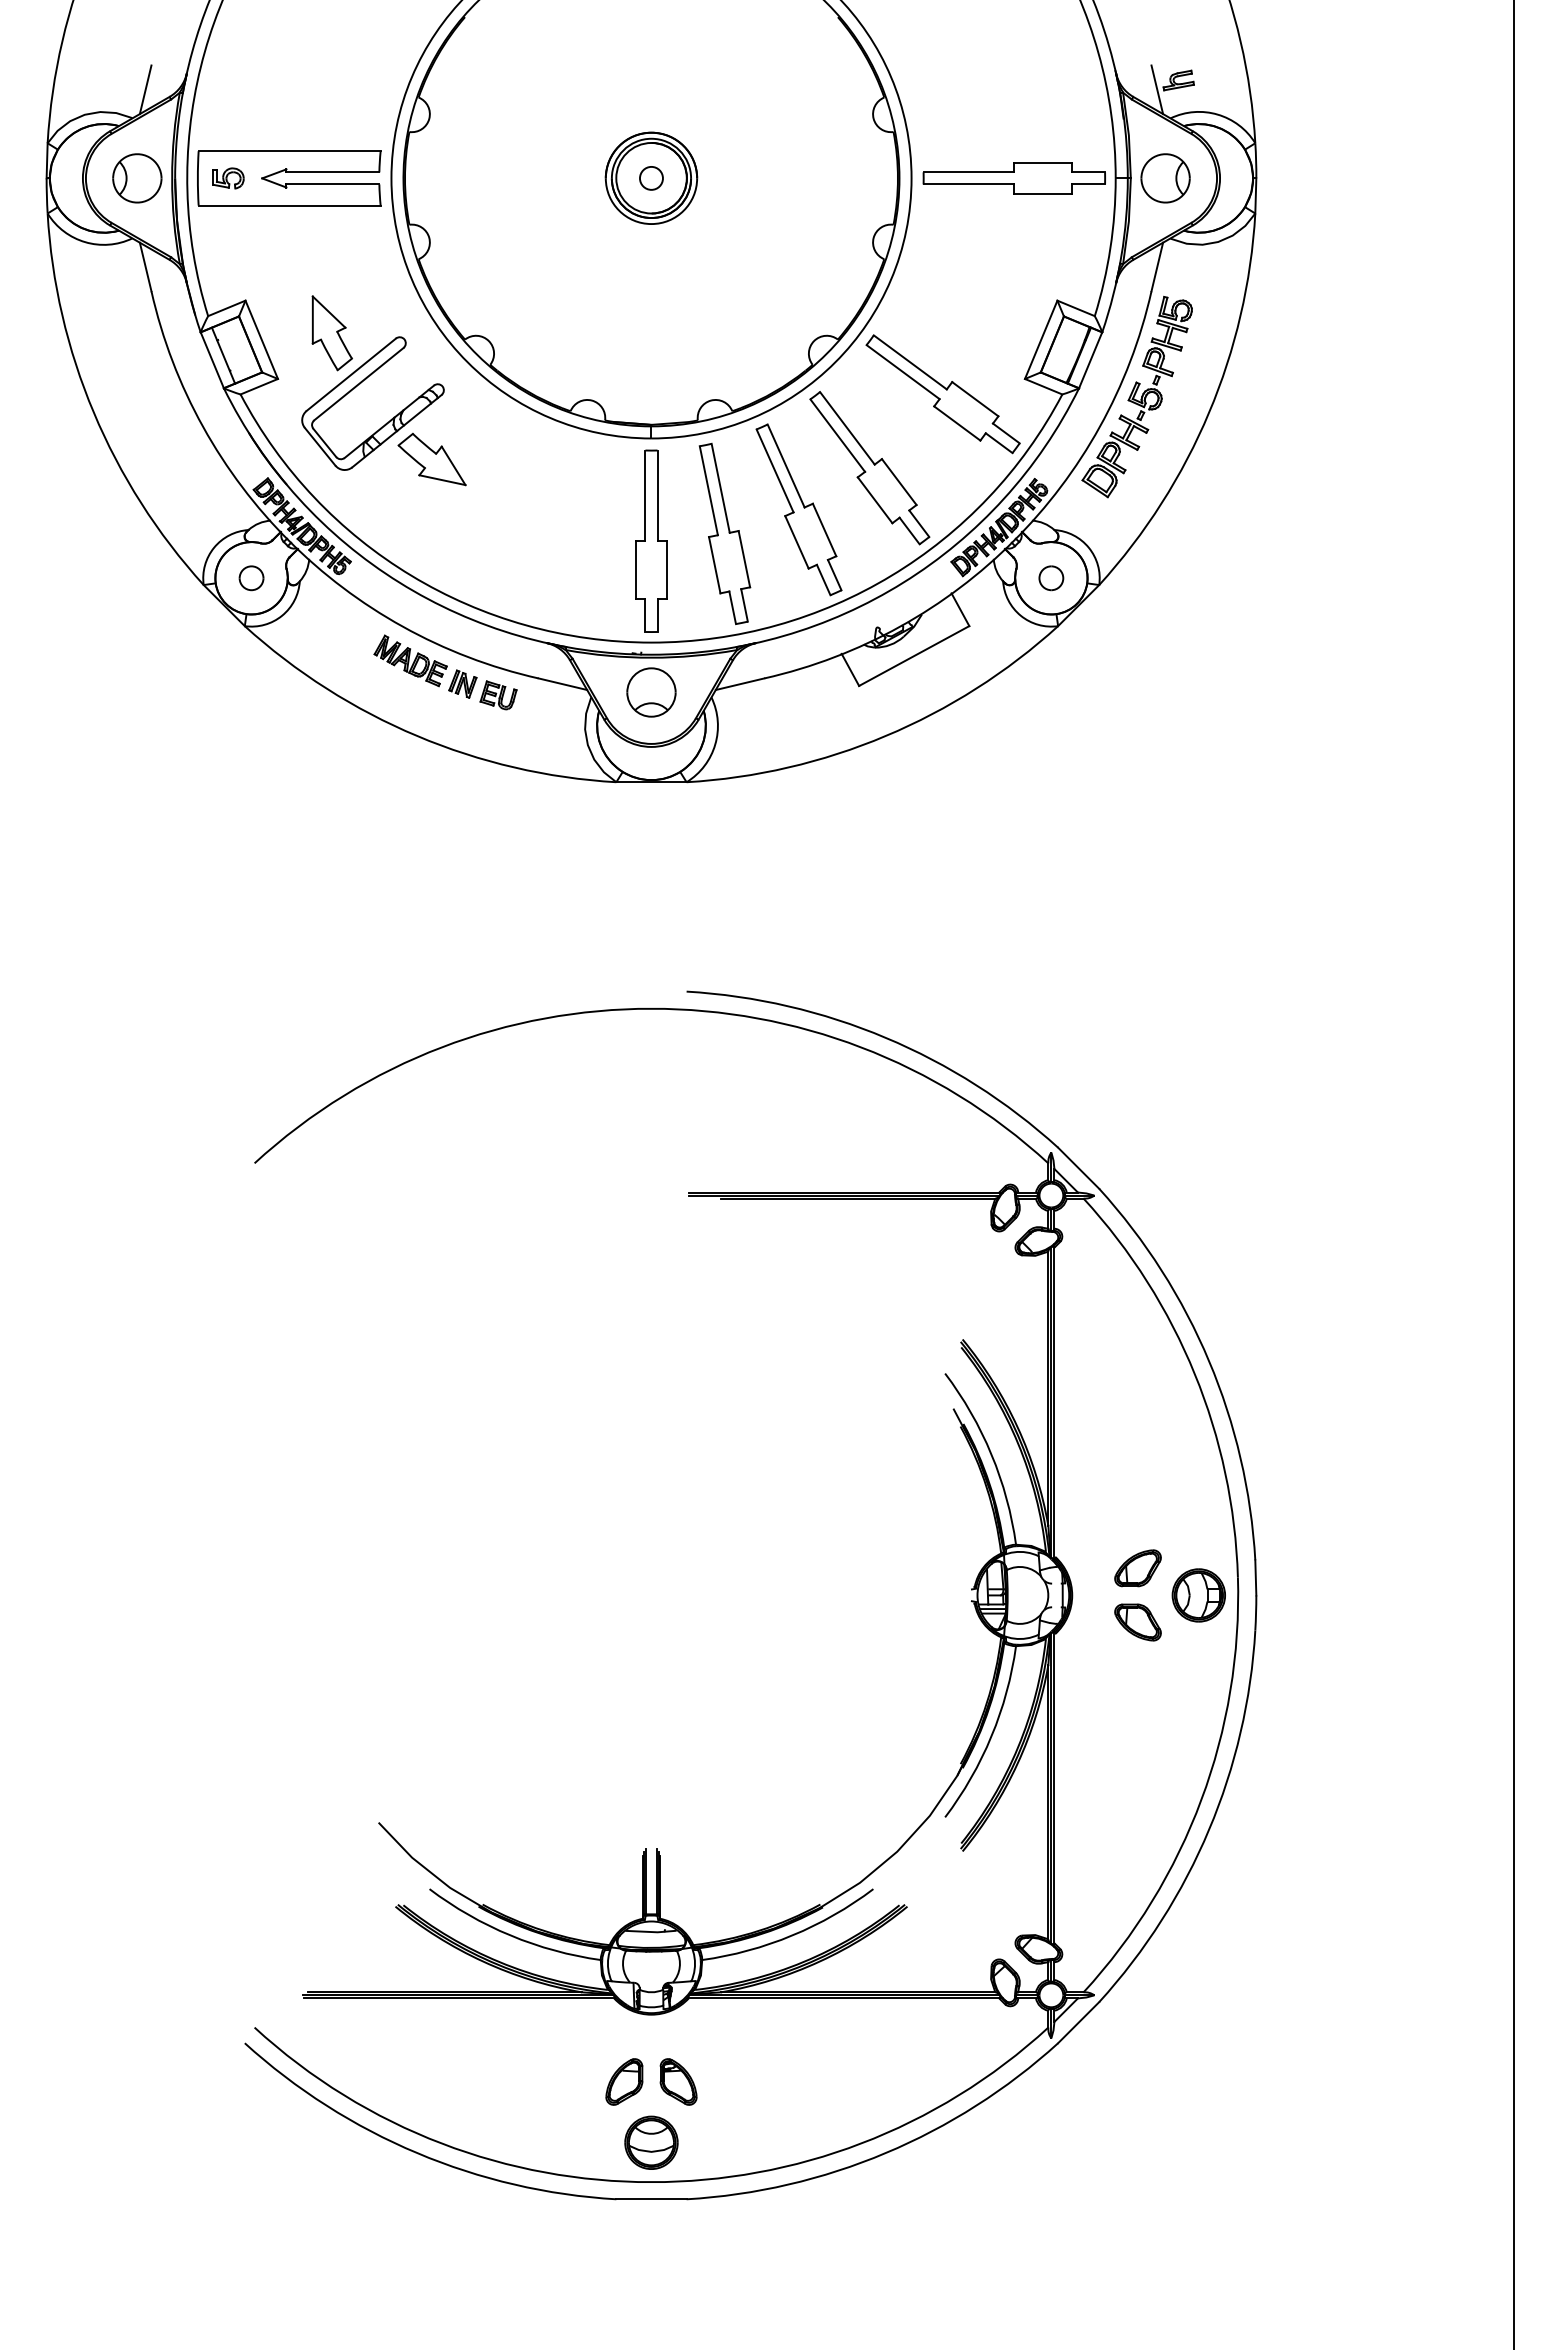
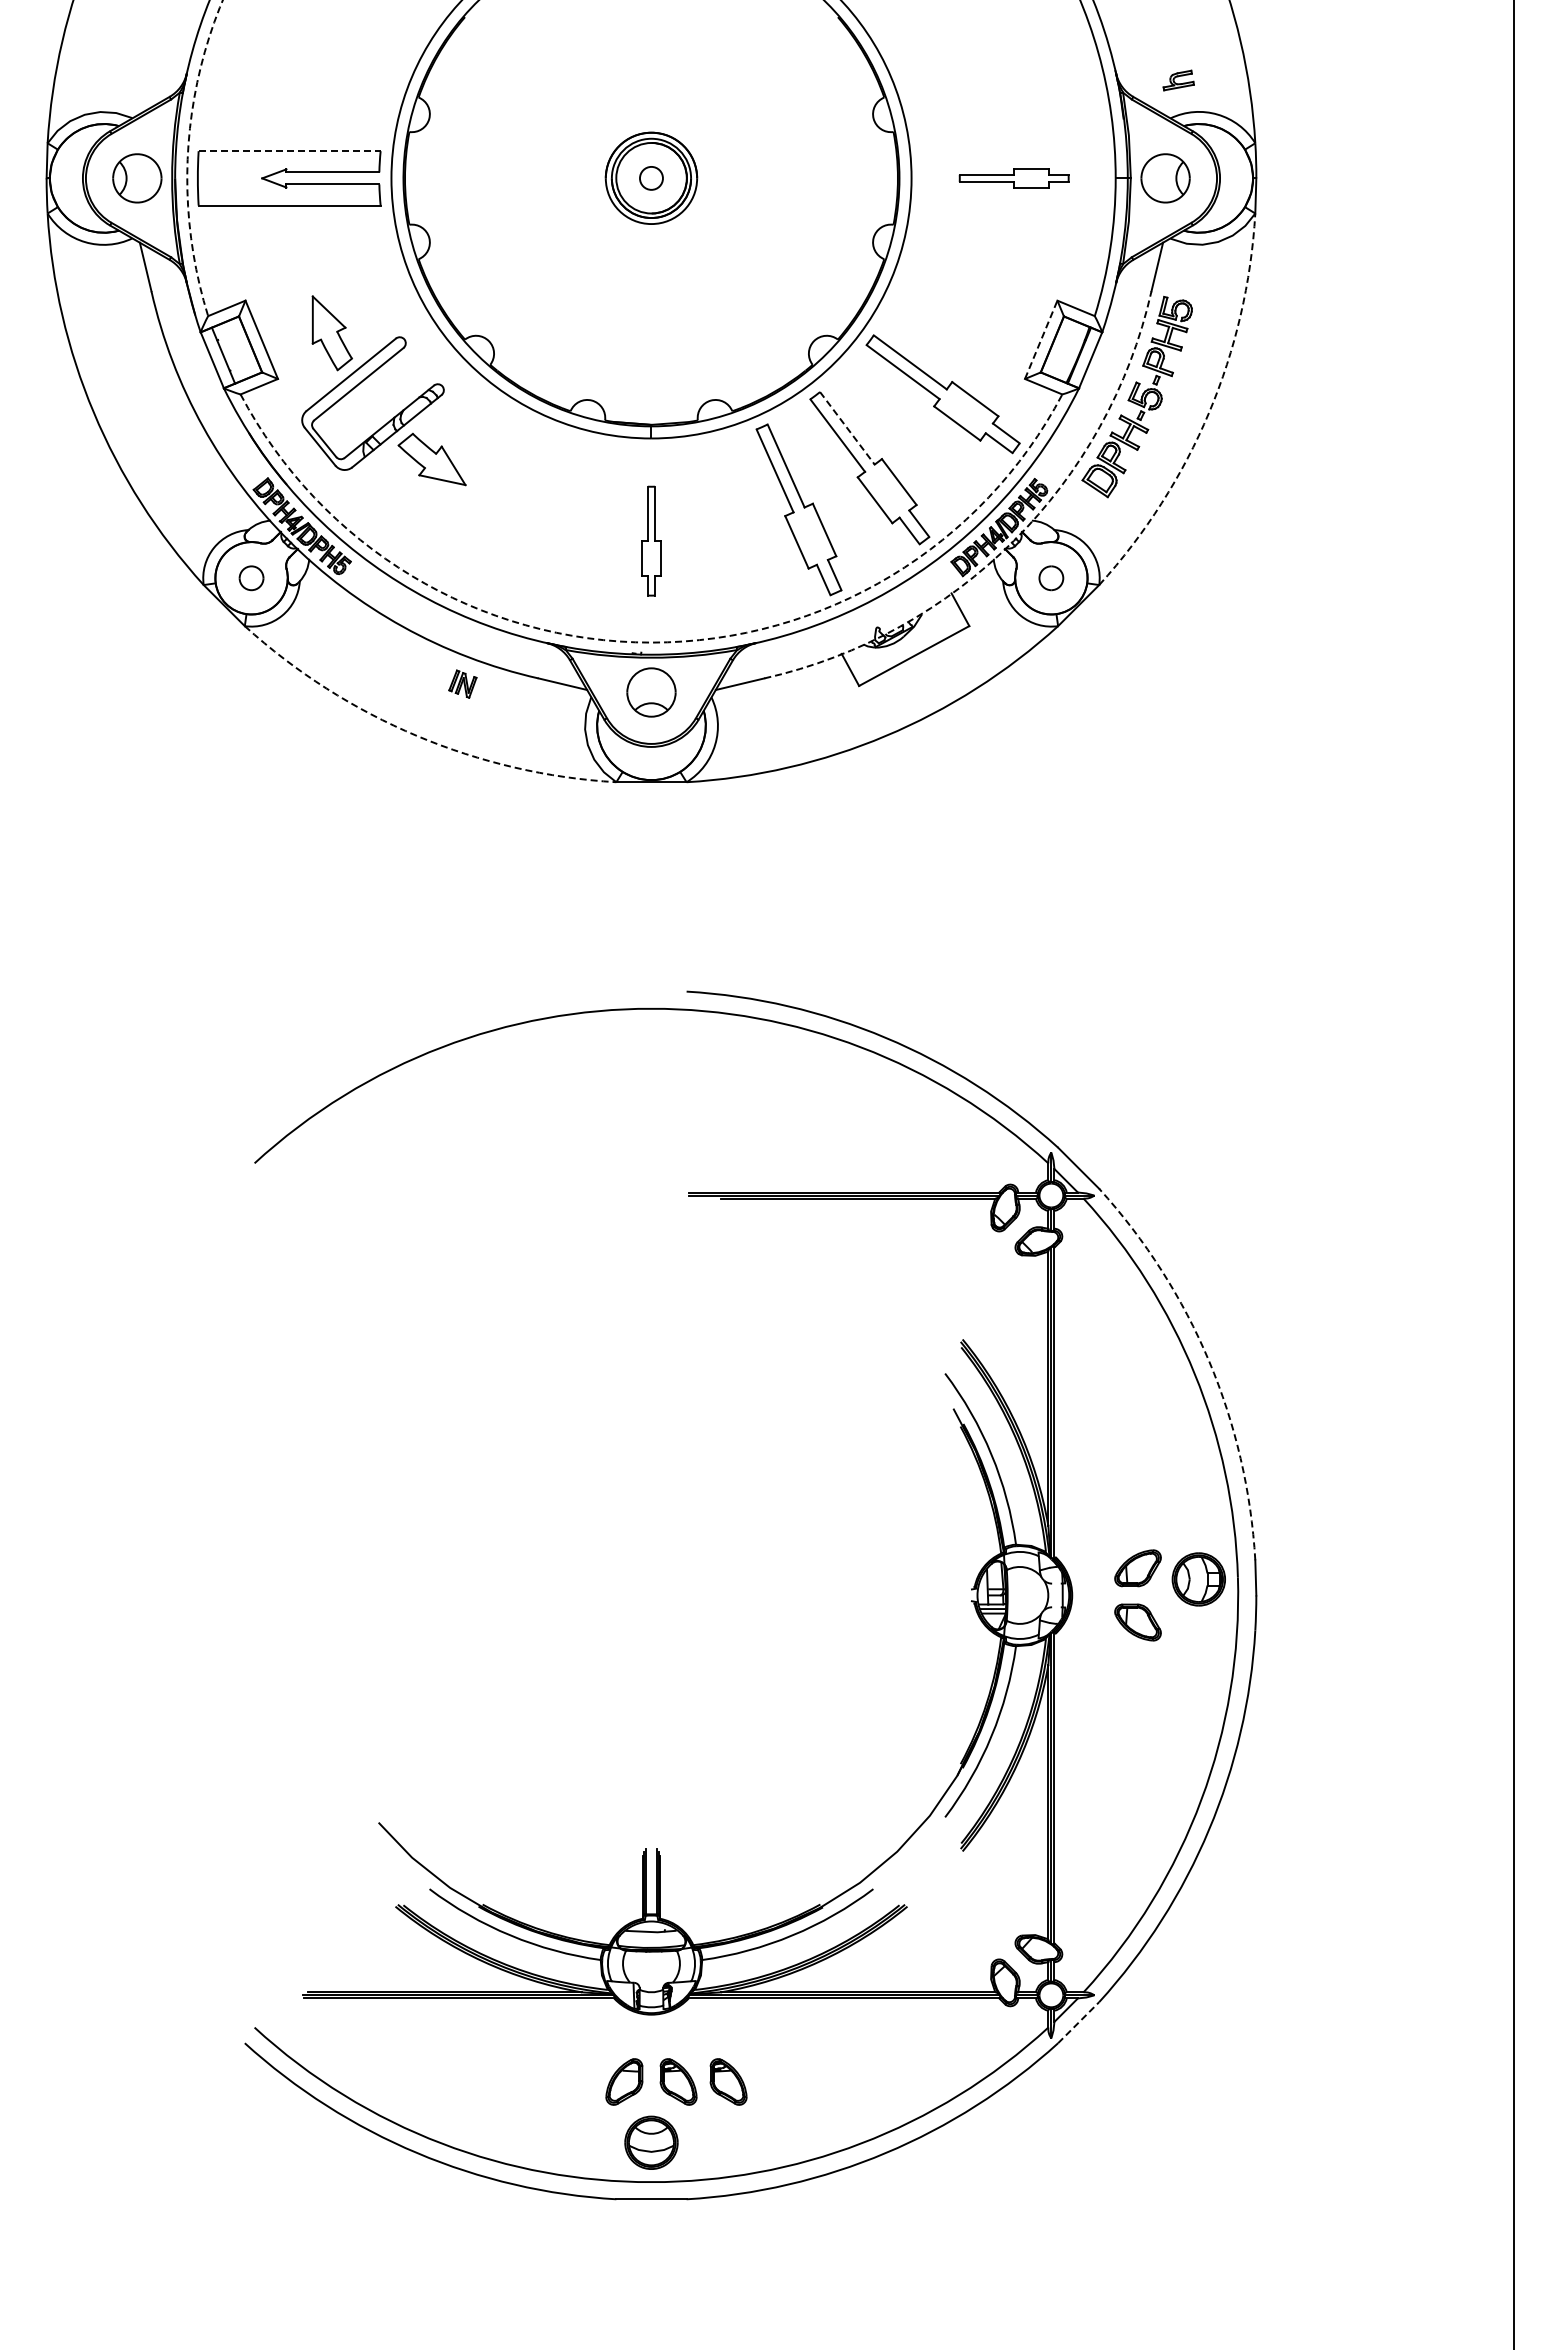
line: present -> none (145, 89)
line: present -> none (1157, 89)
line: solid -> dashed (290, 151)
arc: solid -> dashed (187, 156)
part: present -> none (228, 178)
part size: 184x33 px -> 112x21 px (1013, 178)
line: solid -> dashed (1041, 339)
arc: solid -> dashed (1209, 412)
line: solid -> dashed (847, 428)
part: present -> none (724, 533)
part size: 33x184 px -> 21x112 px (651, 540)
arc: solid -> dashed (1013, 540)
arc: solid -> dashed (651, 642)
part: present -> none (410, 660)
part: present -> none (498, 695)
arc: solid -> dashed (417, 736)
arc: solid -> dashed (1209, 1361)
part position: (1198, 1595) -> (1198, 1579) (1198, 1579)
line: solid -> dashed (1079, 2022)
part: none -> present (728, 2081)
